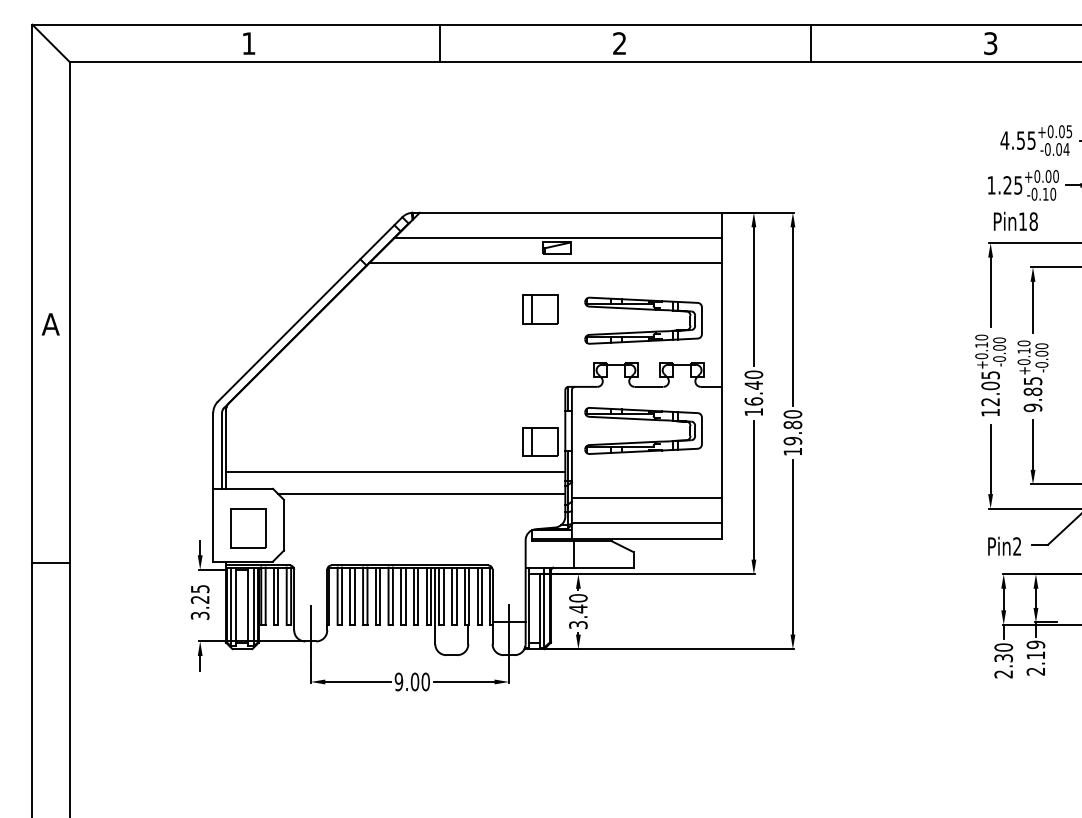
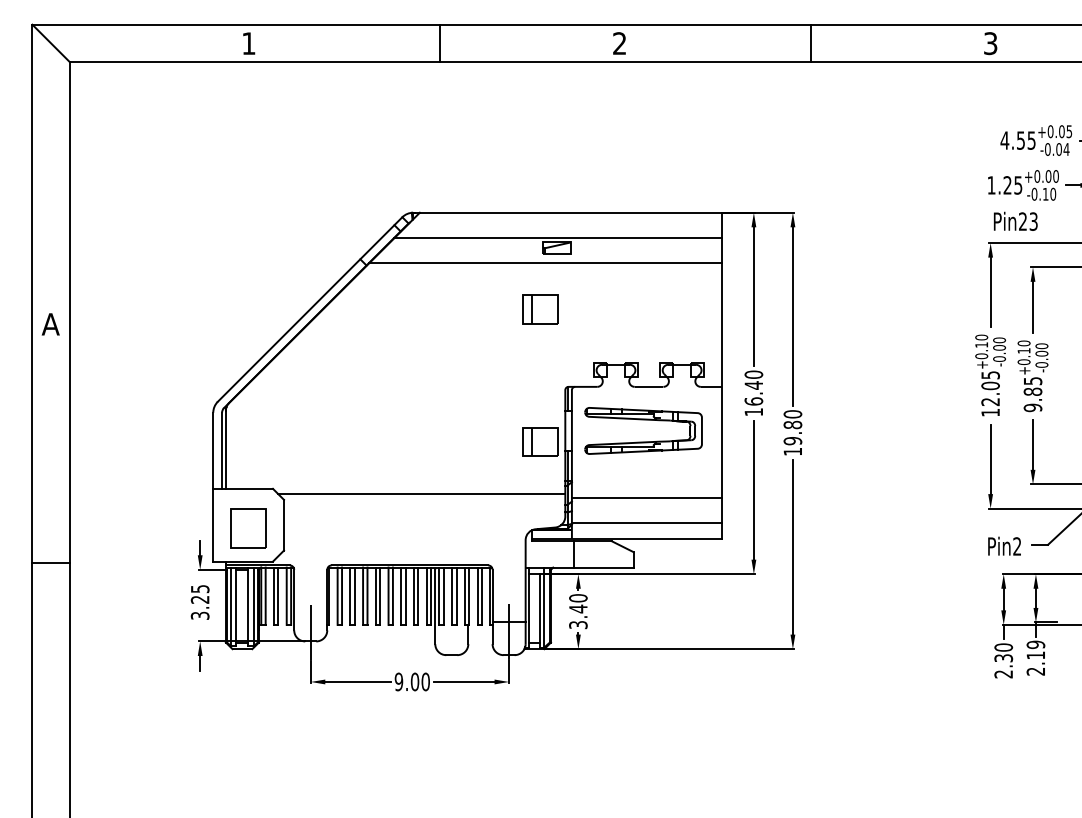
text: Pin18 -> Pin23 (1028, 221)
part: present -> none (643, 310)
line: present -> none (395, 472)
